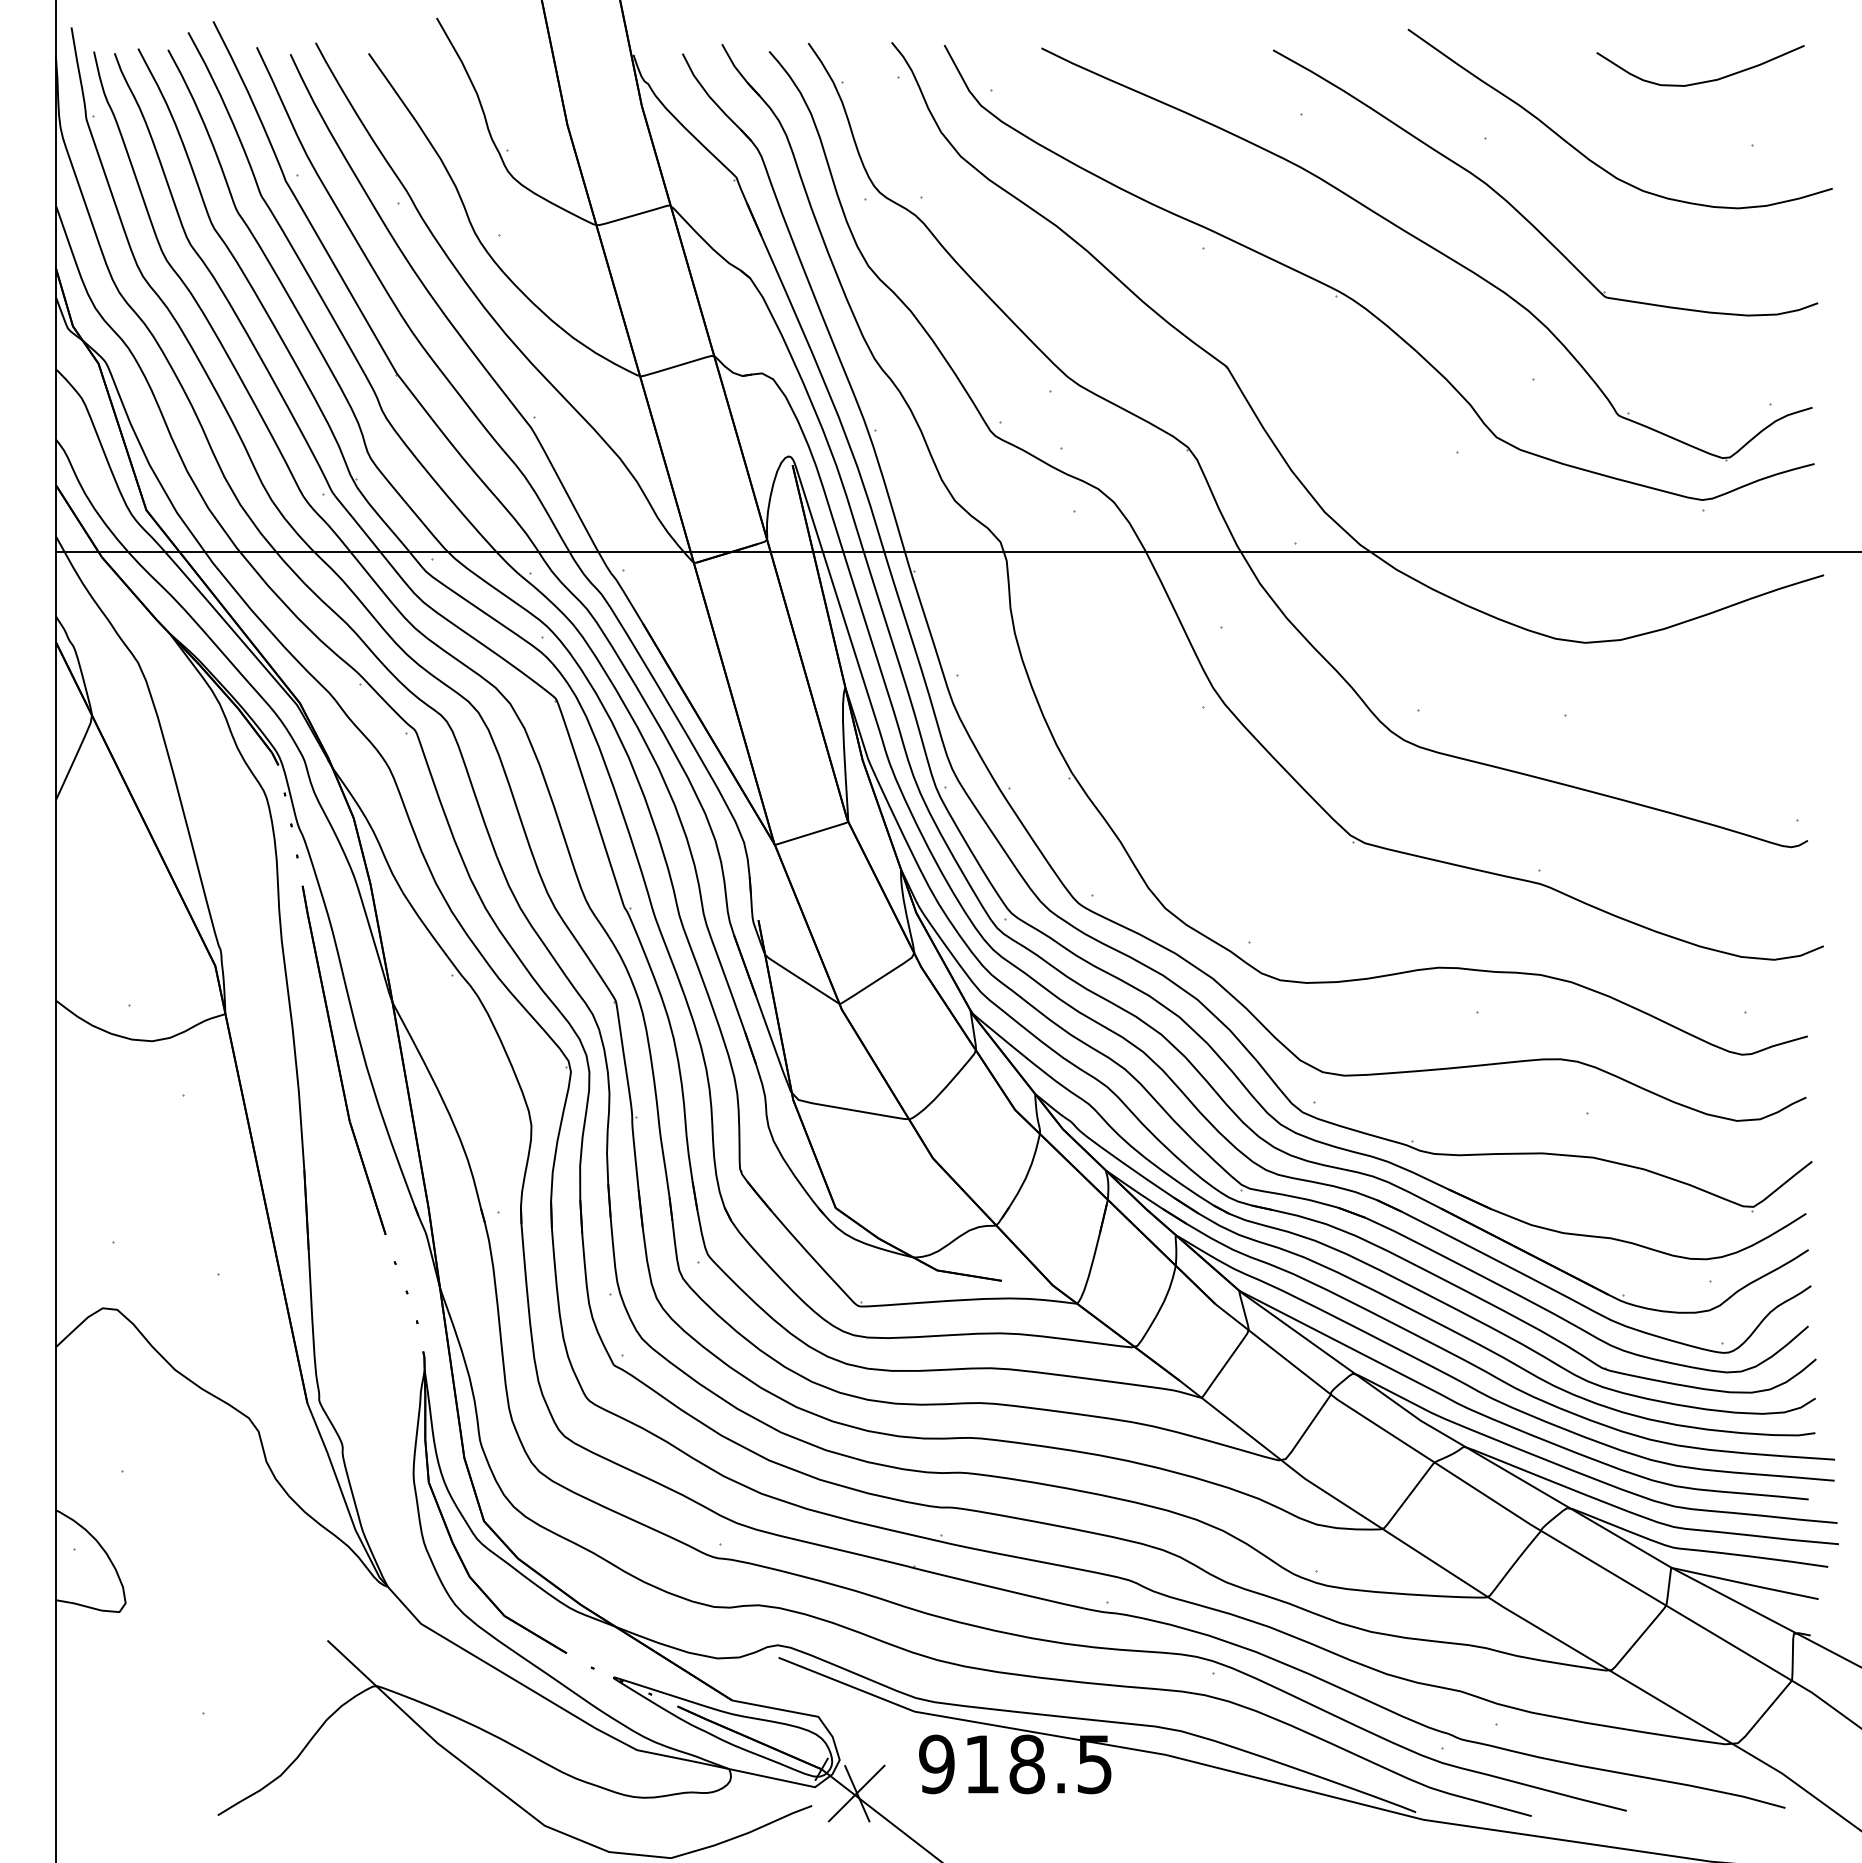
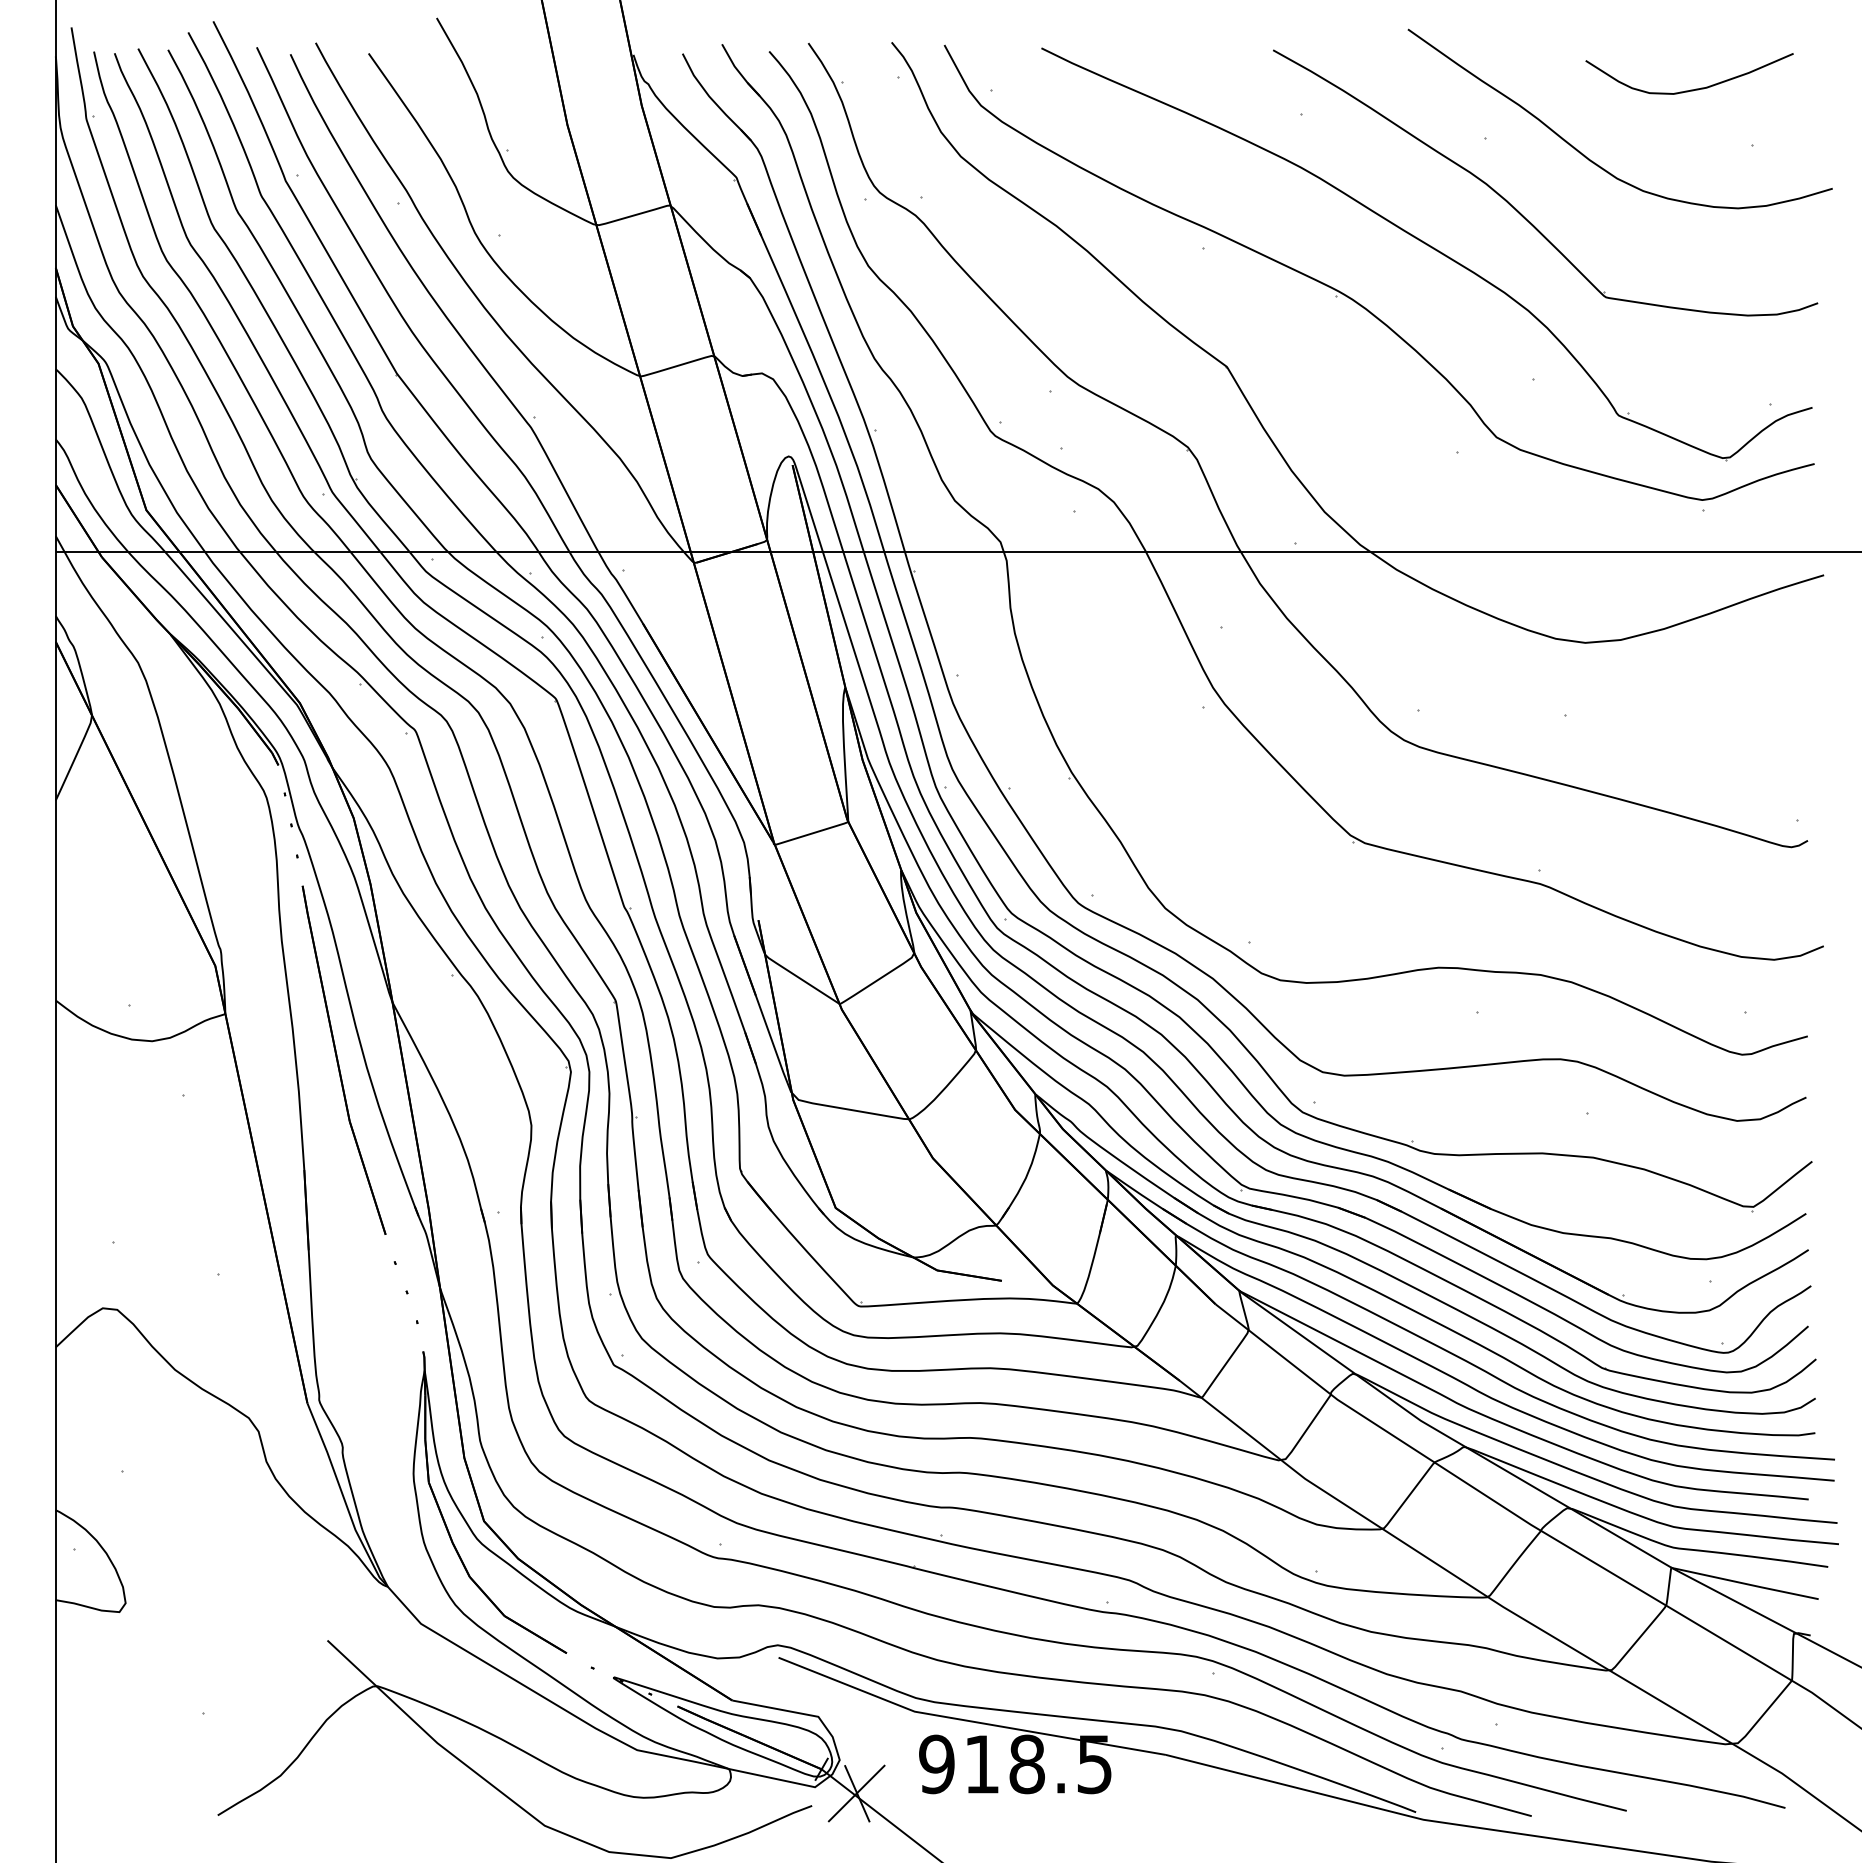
curve position: (1701, 81) -> (1690, 89) (1690, 89)
